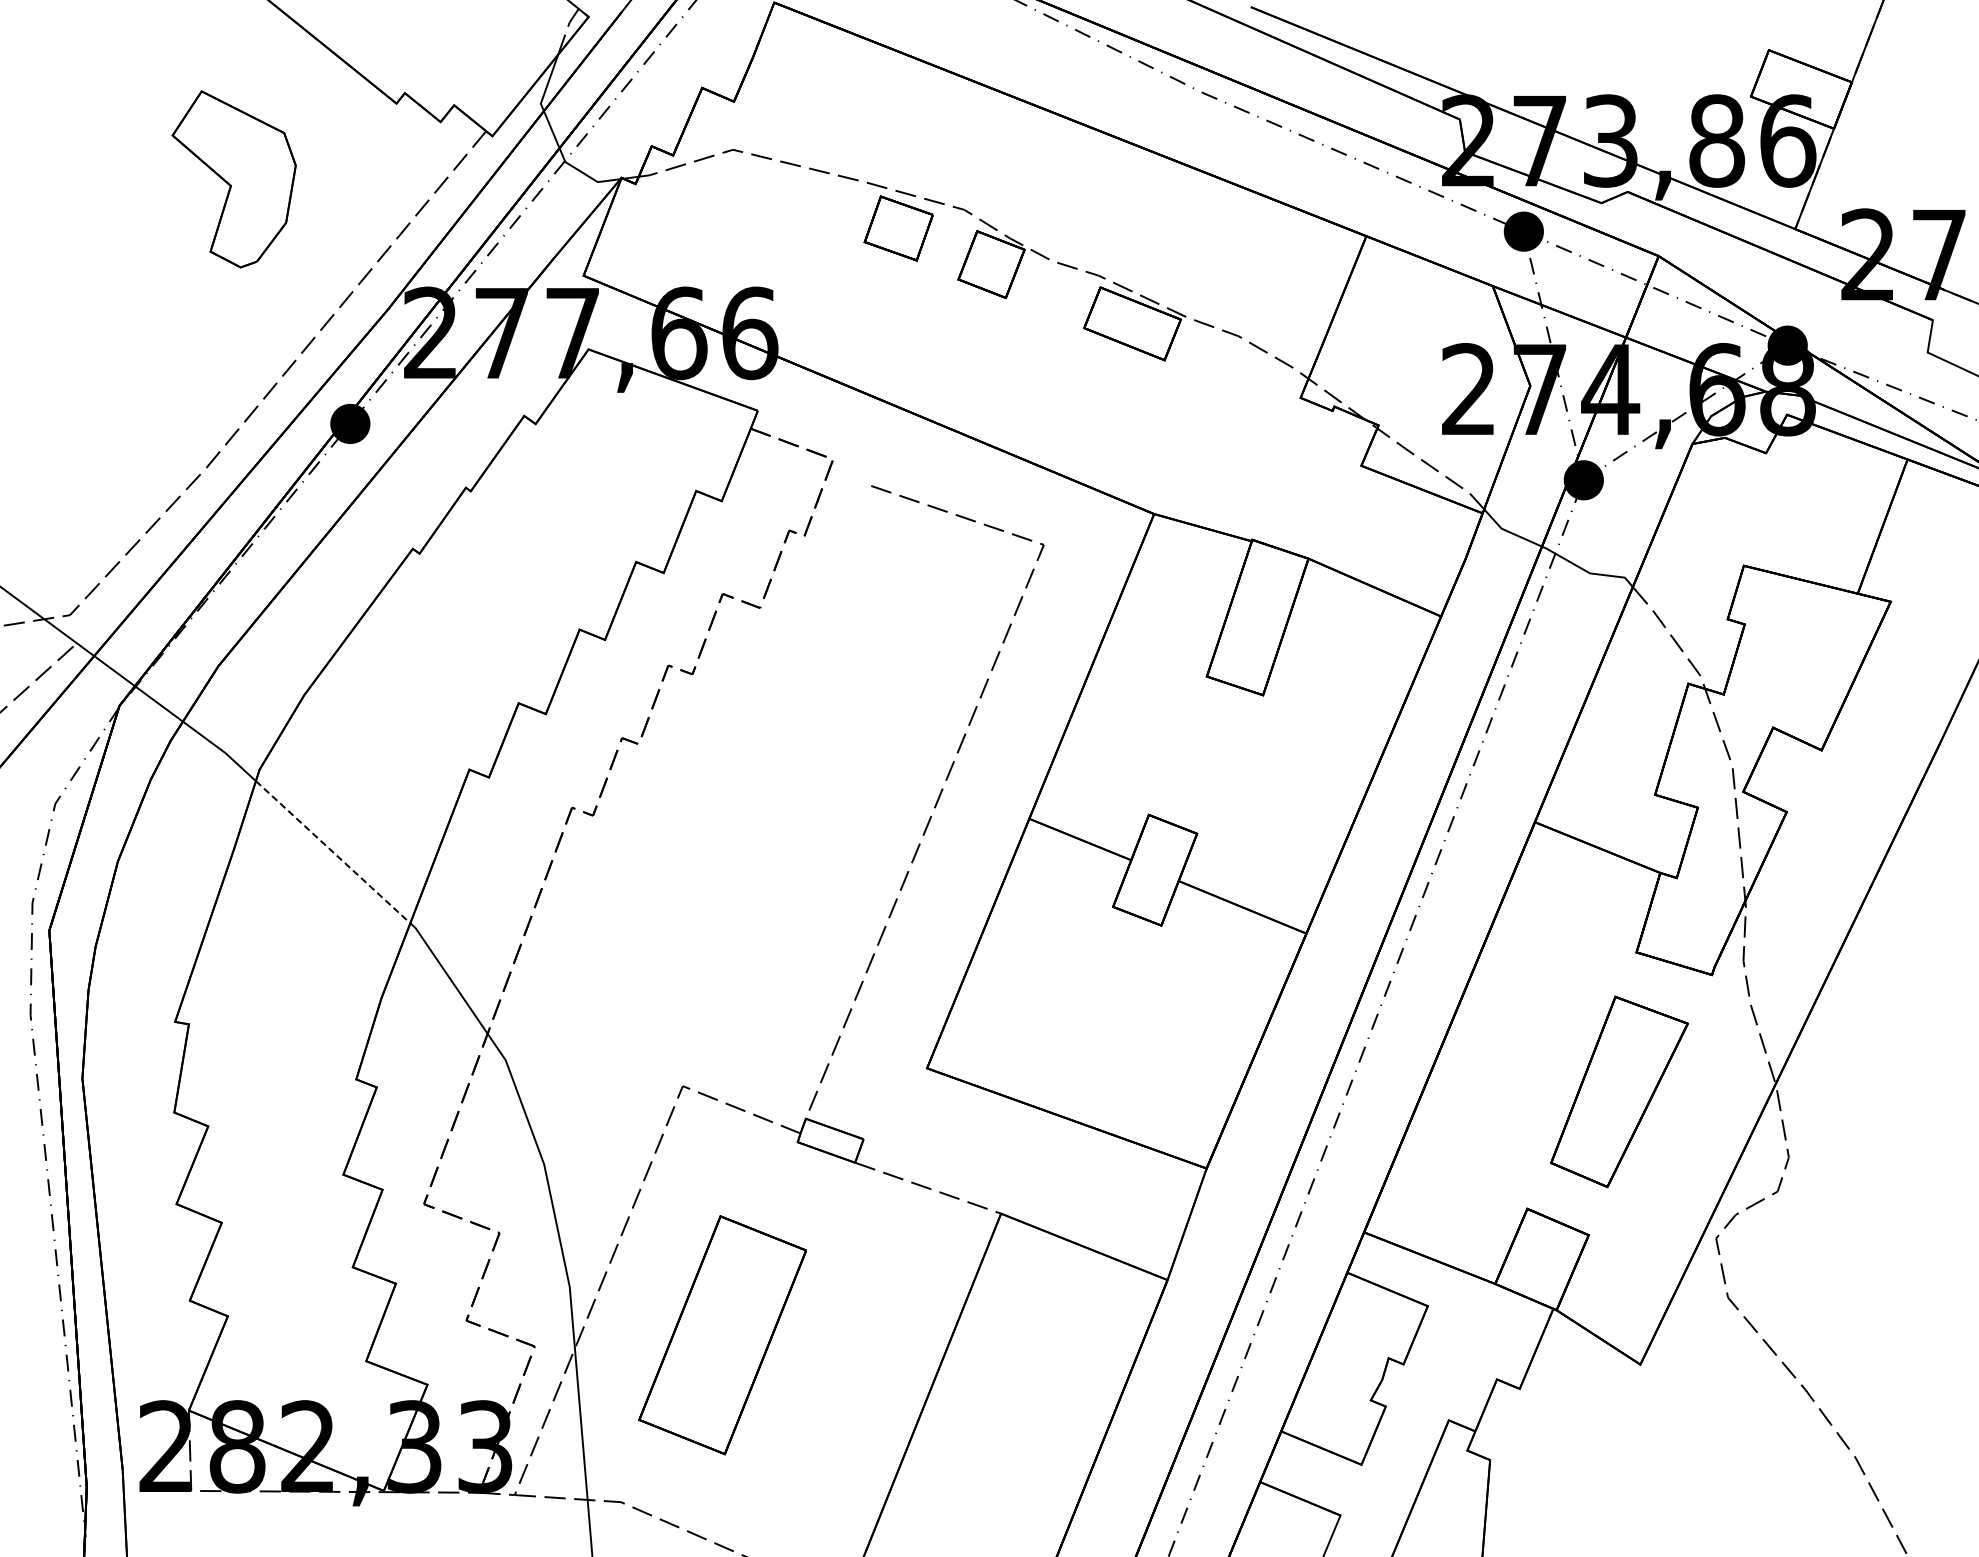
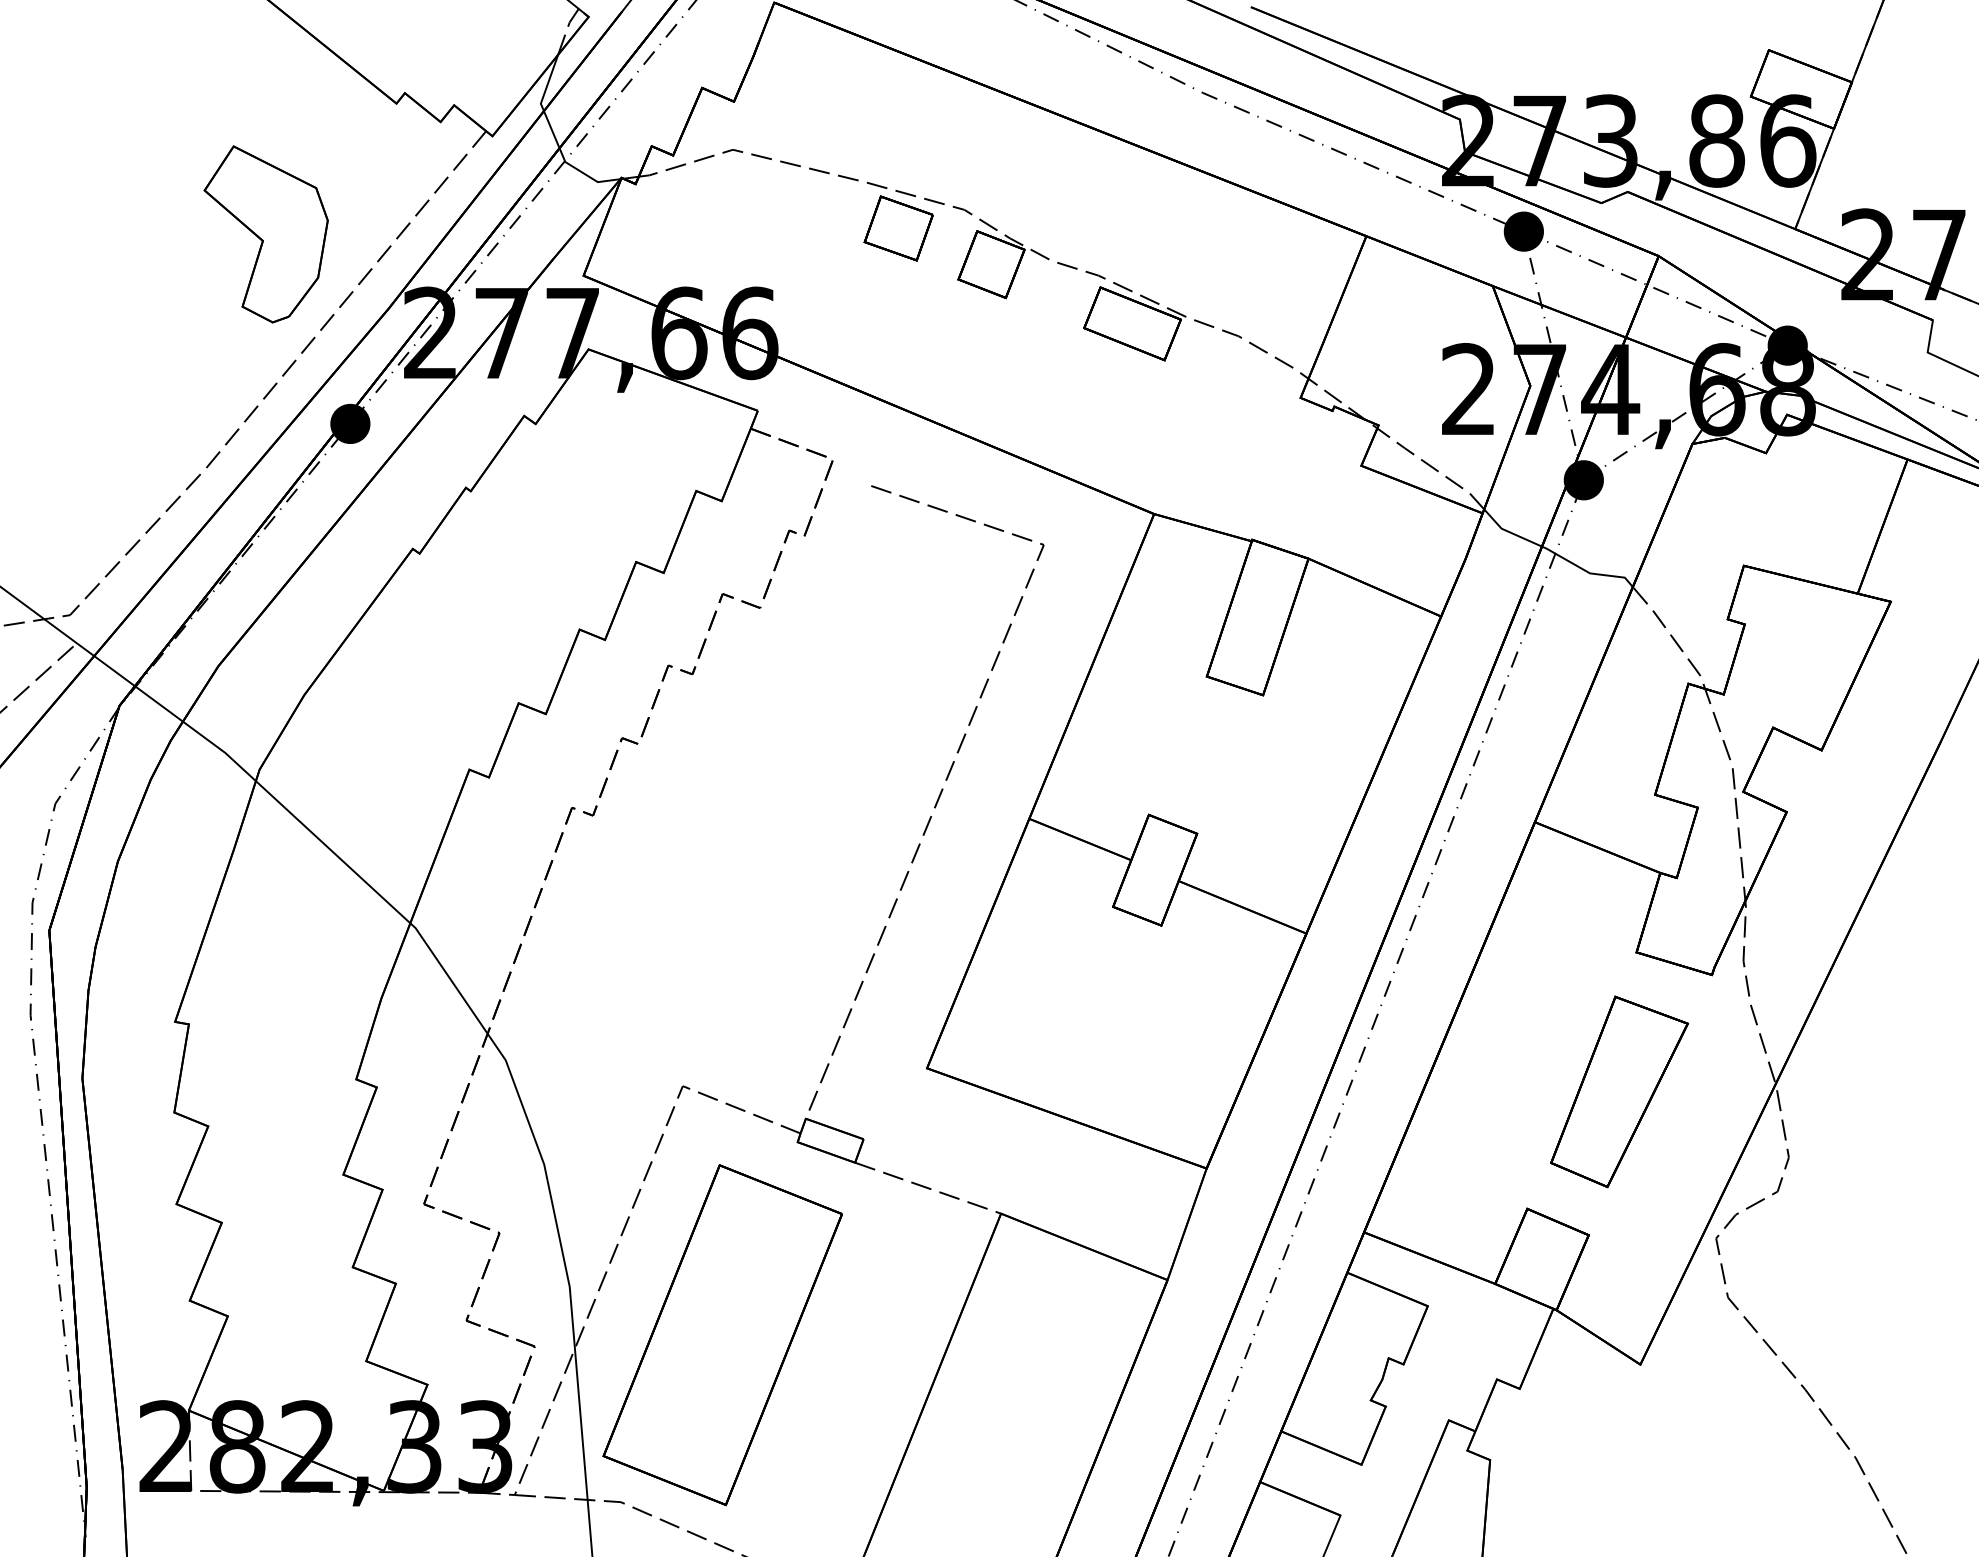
part position: (233, 179) -> (265, 234) (265, 234)
line: dashed -> solid (333, 852)
part size: 169x241 px -> 241x343 px (722, 1335)
